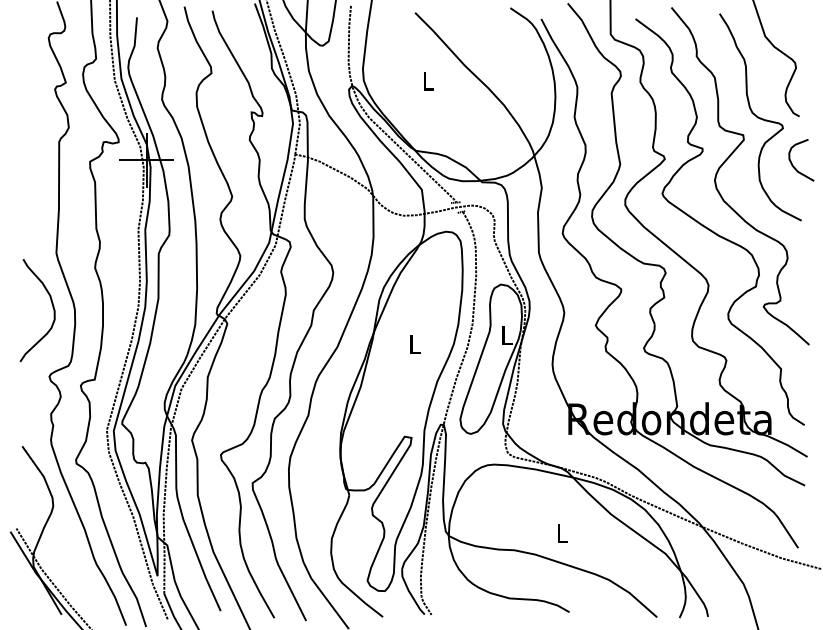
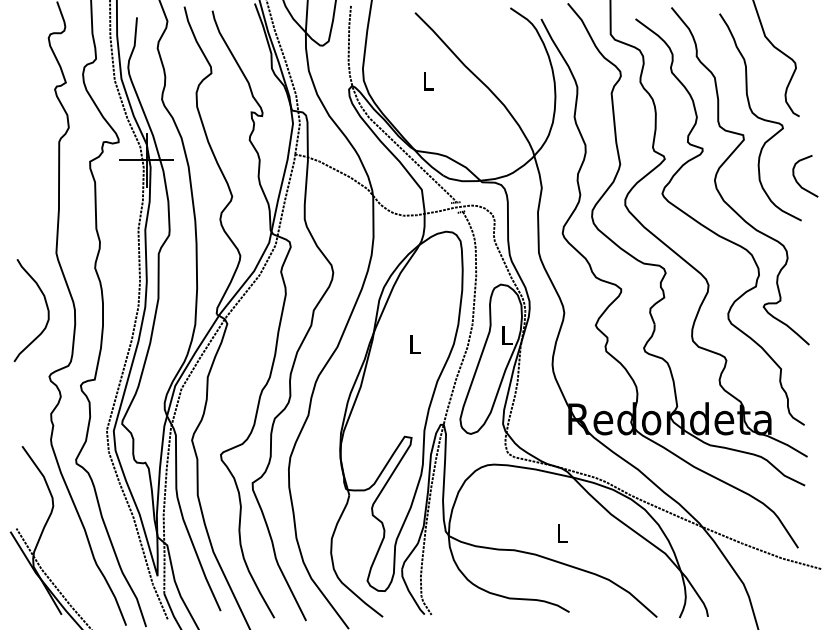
curve position: (793, 164) -> (797, 180) (797, 180)
curve position: (51, 304) -> (45, 304) (45, 304)
